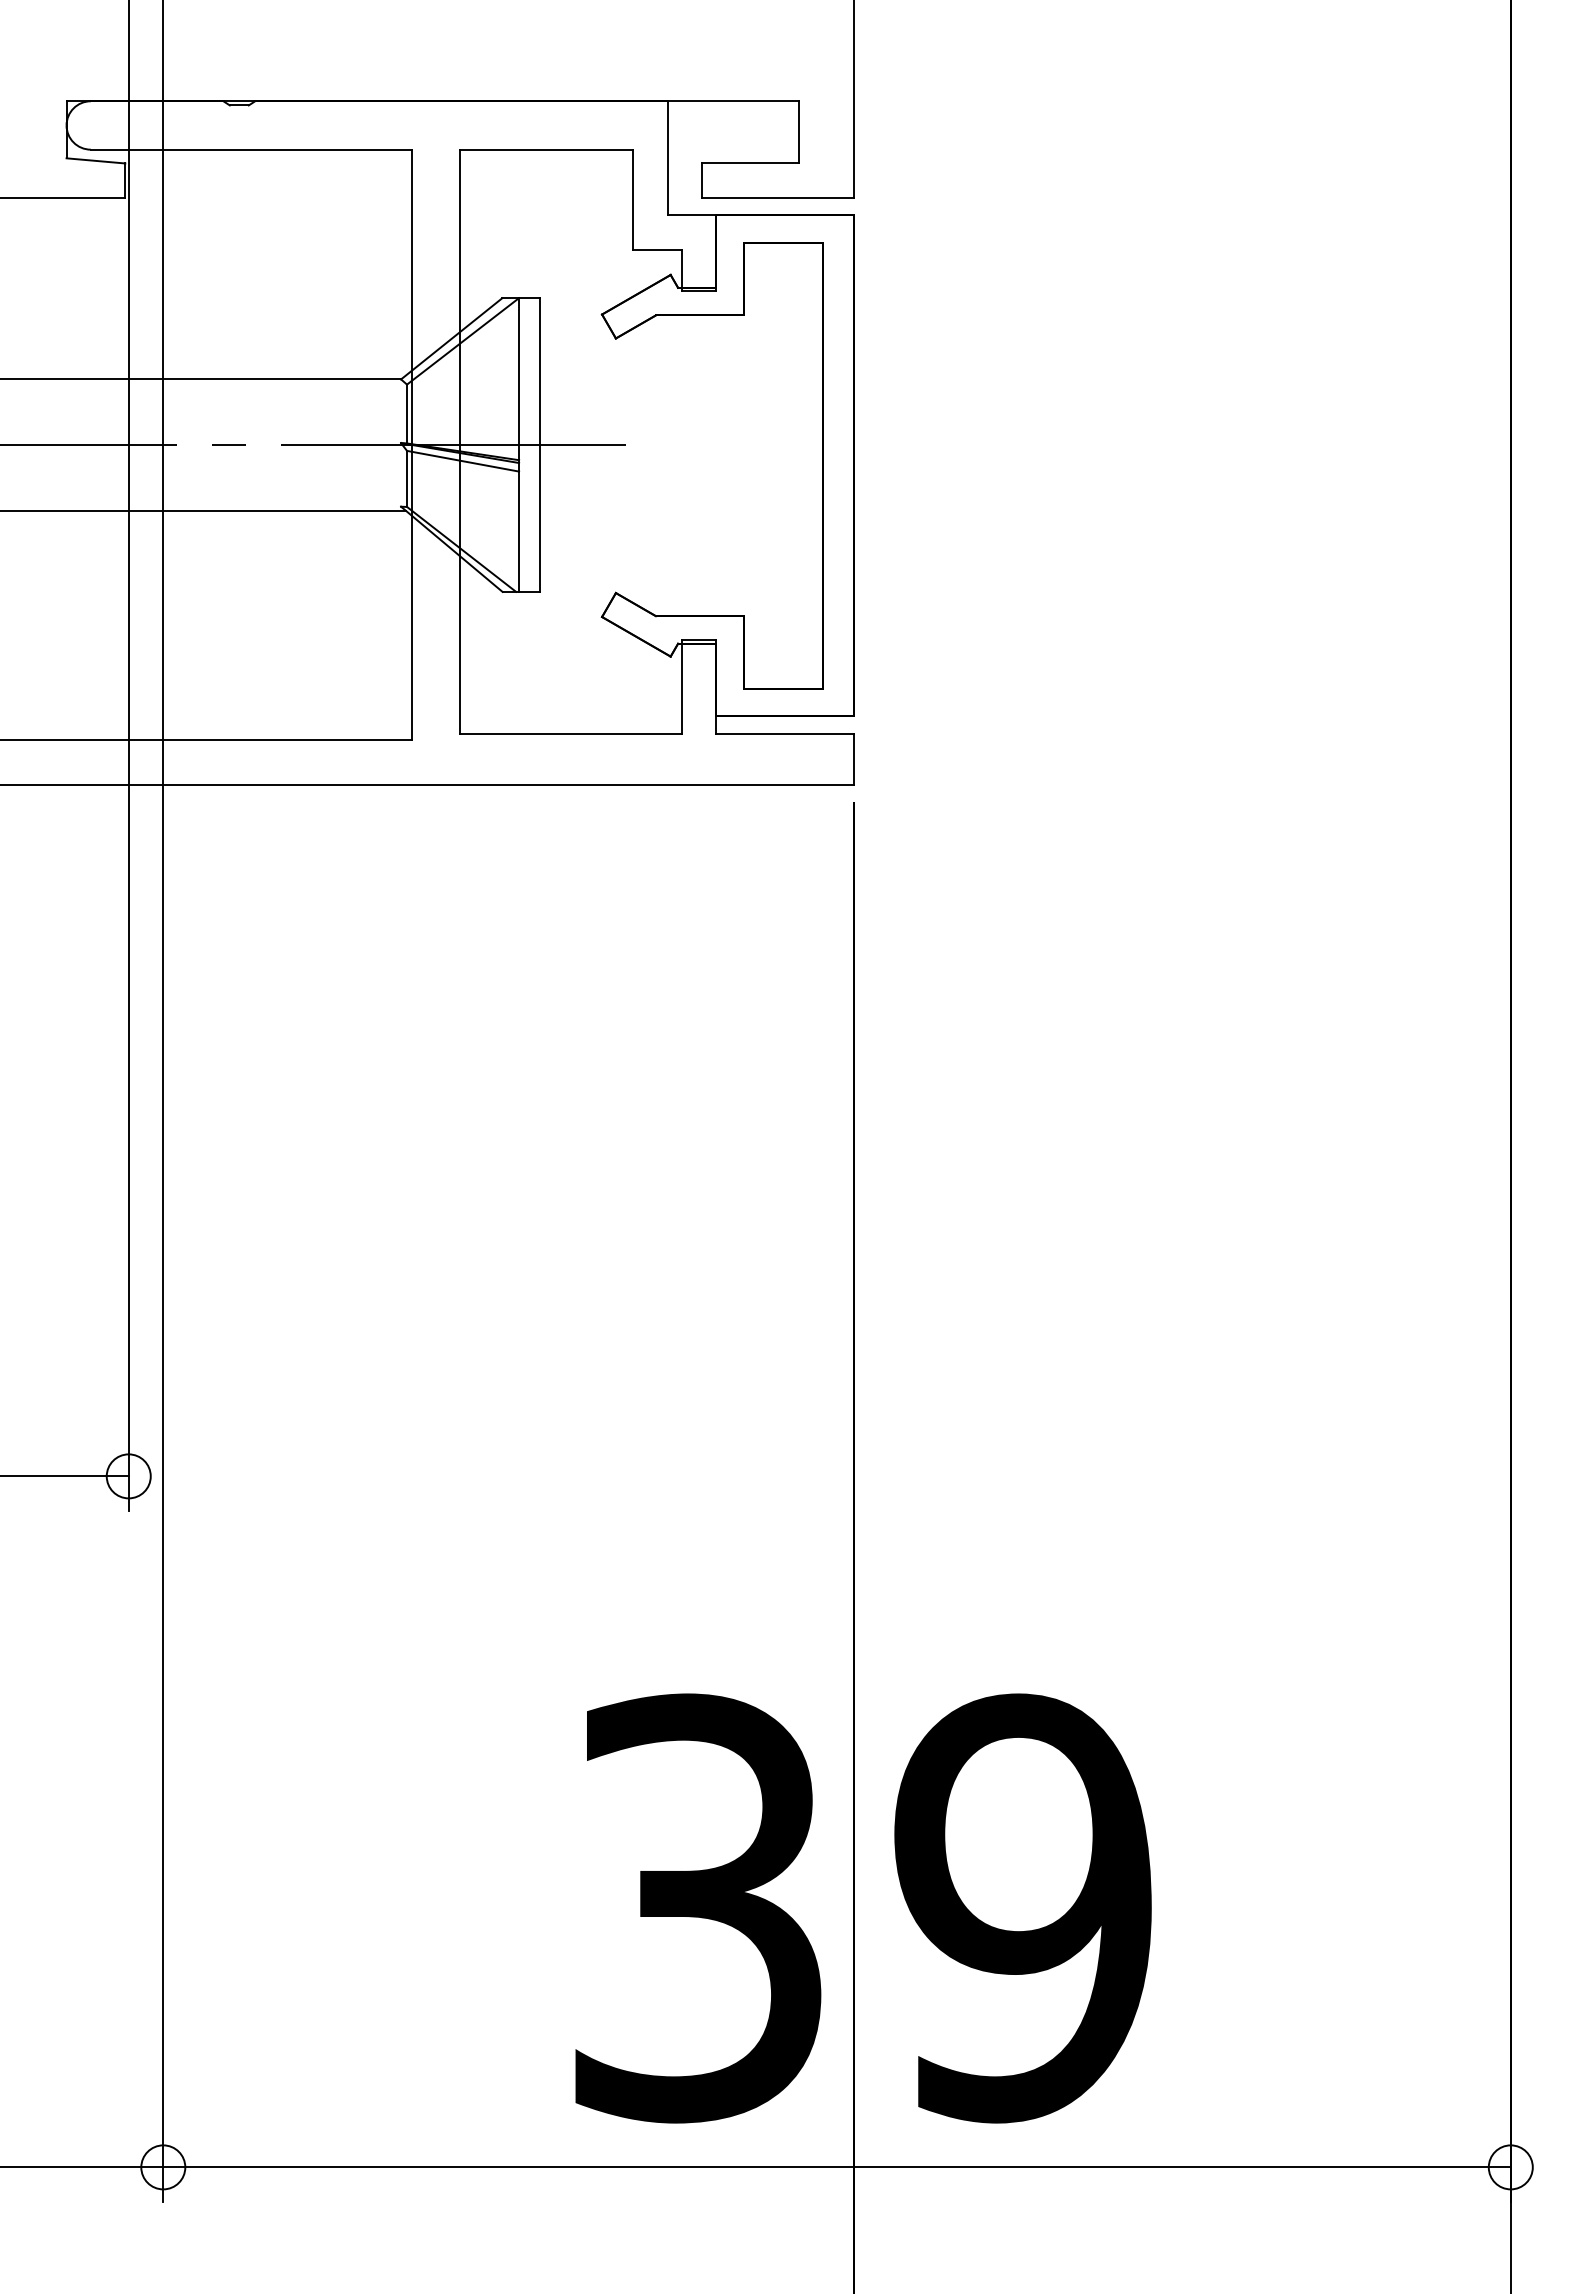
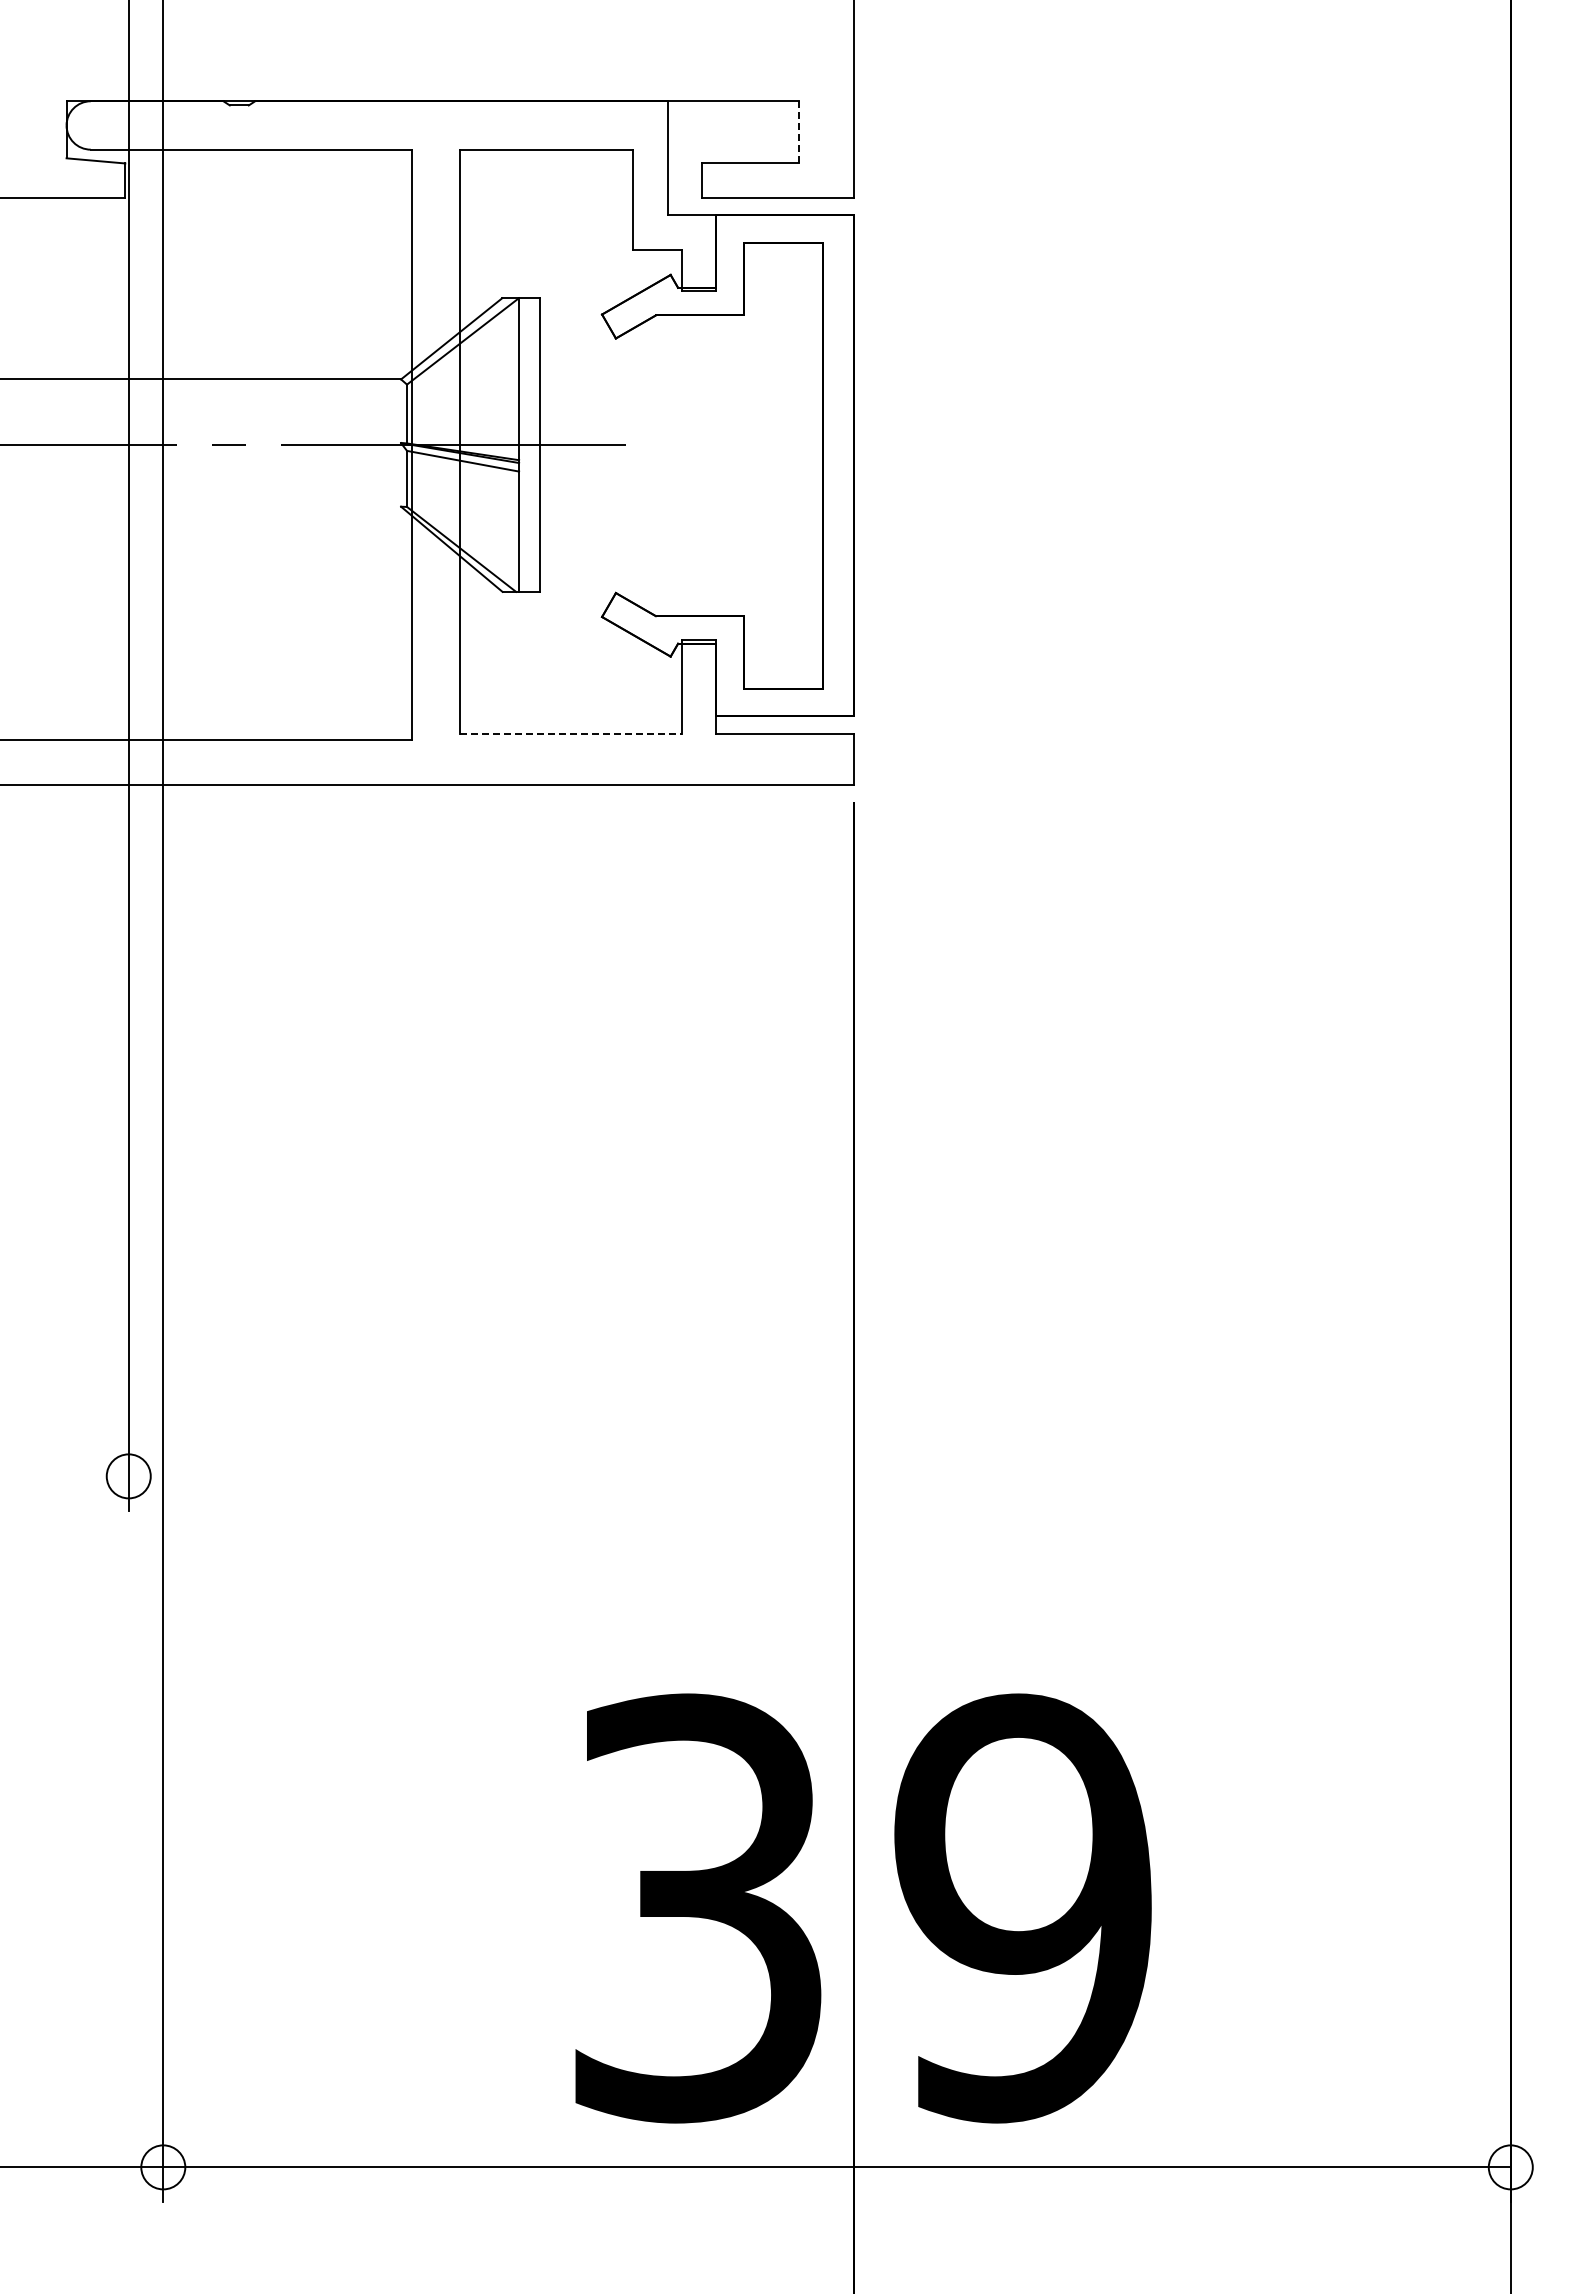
line: solid -> dashed (799, 132)
line: present -> none (203, 510)
line: solid -> dashed (571, 733)
line: present -> none (65, 1476)
